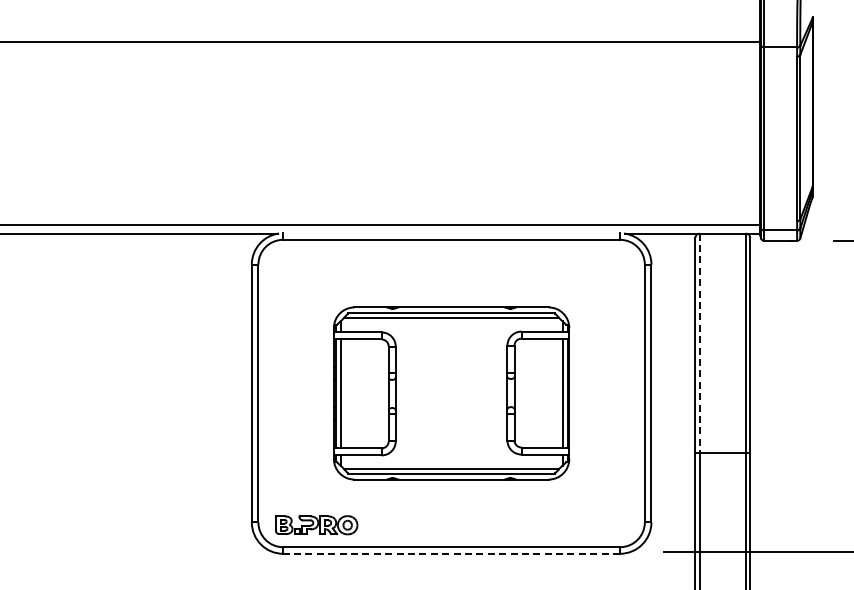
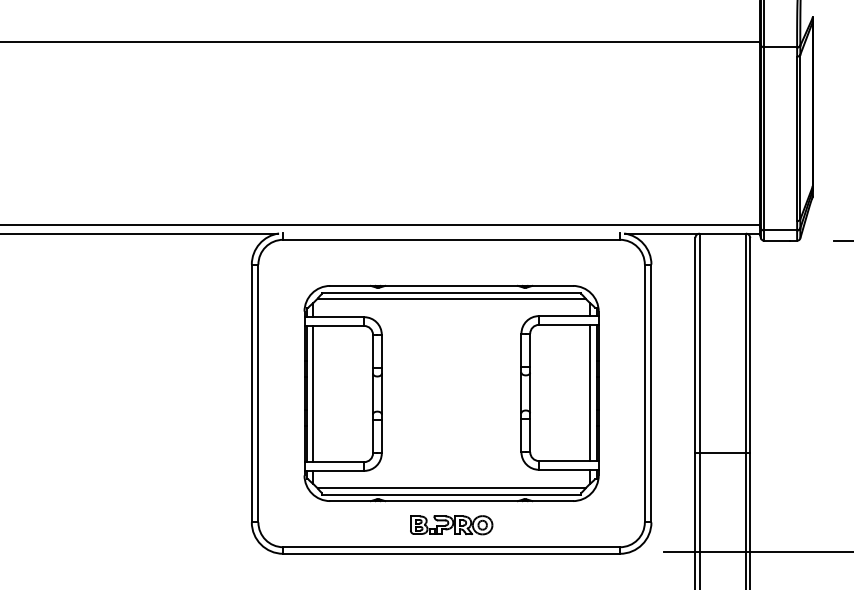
line: dashed -> solid (699, 343)
part size: 238x175 px -> 297x219 px (451, 393)
part position: (316, 525) -> (451, 525) (451, 525)
line: dashed -> solid (451, 553)
